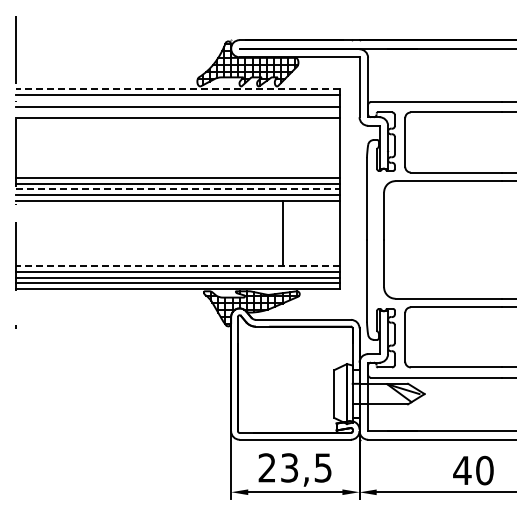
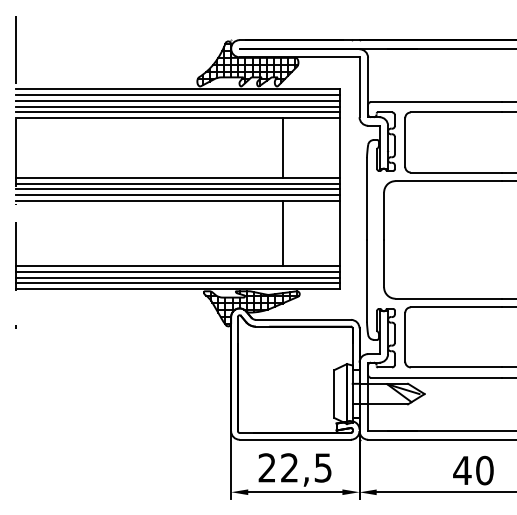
line: dashed -> solid (177, 89)
line: none -> present (177, 100)
line: none -> present (177, 112)
line: none -> present (282, 147)
line: dashed -> solid (178, 189)
line: dashed -> solid (177, 266)
text: 23,5 -> 22,5 (289, 467)
